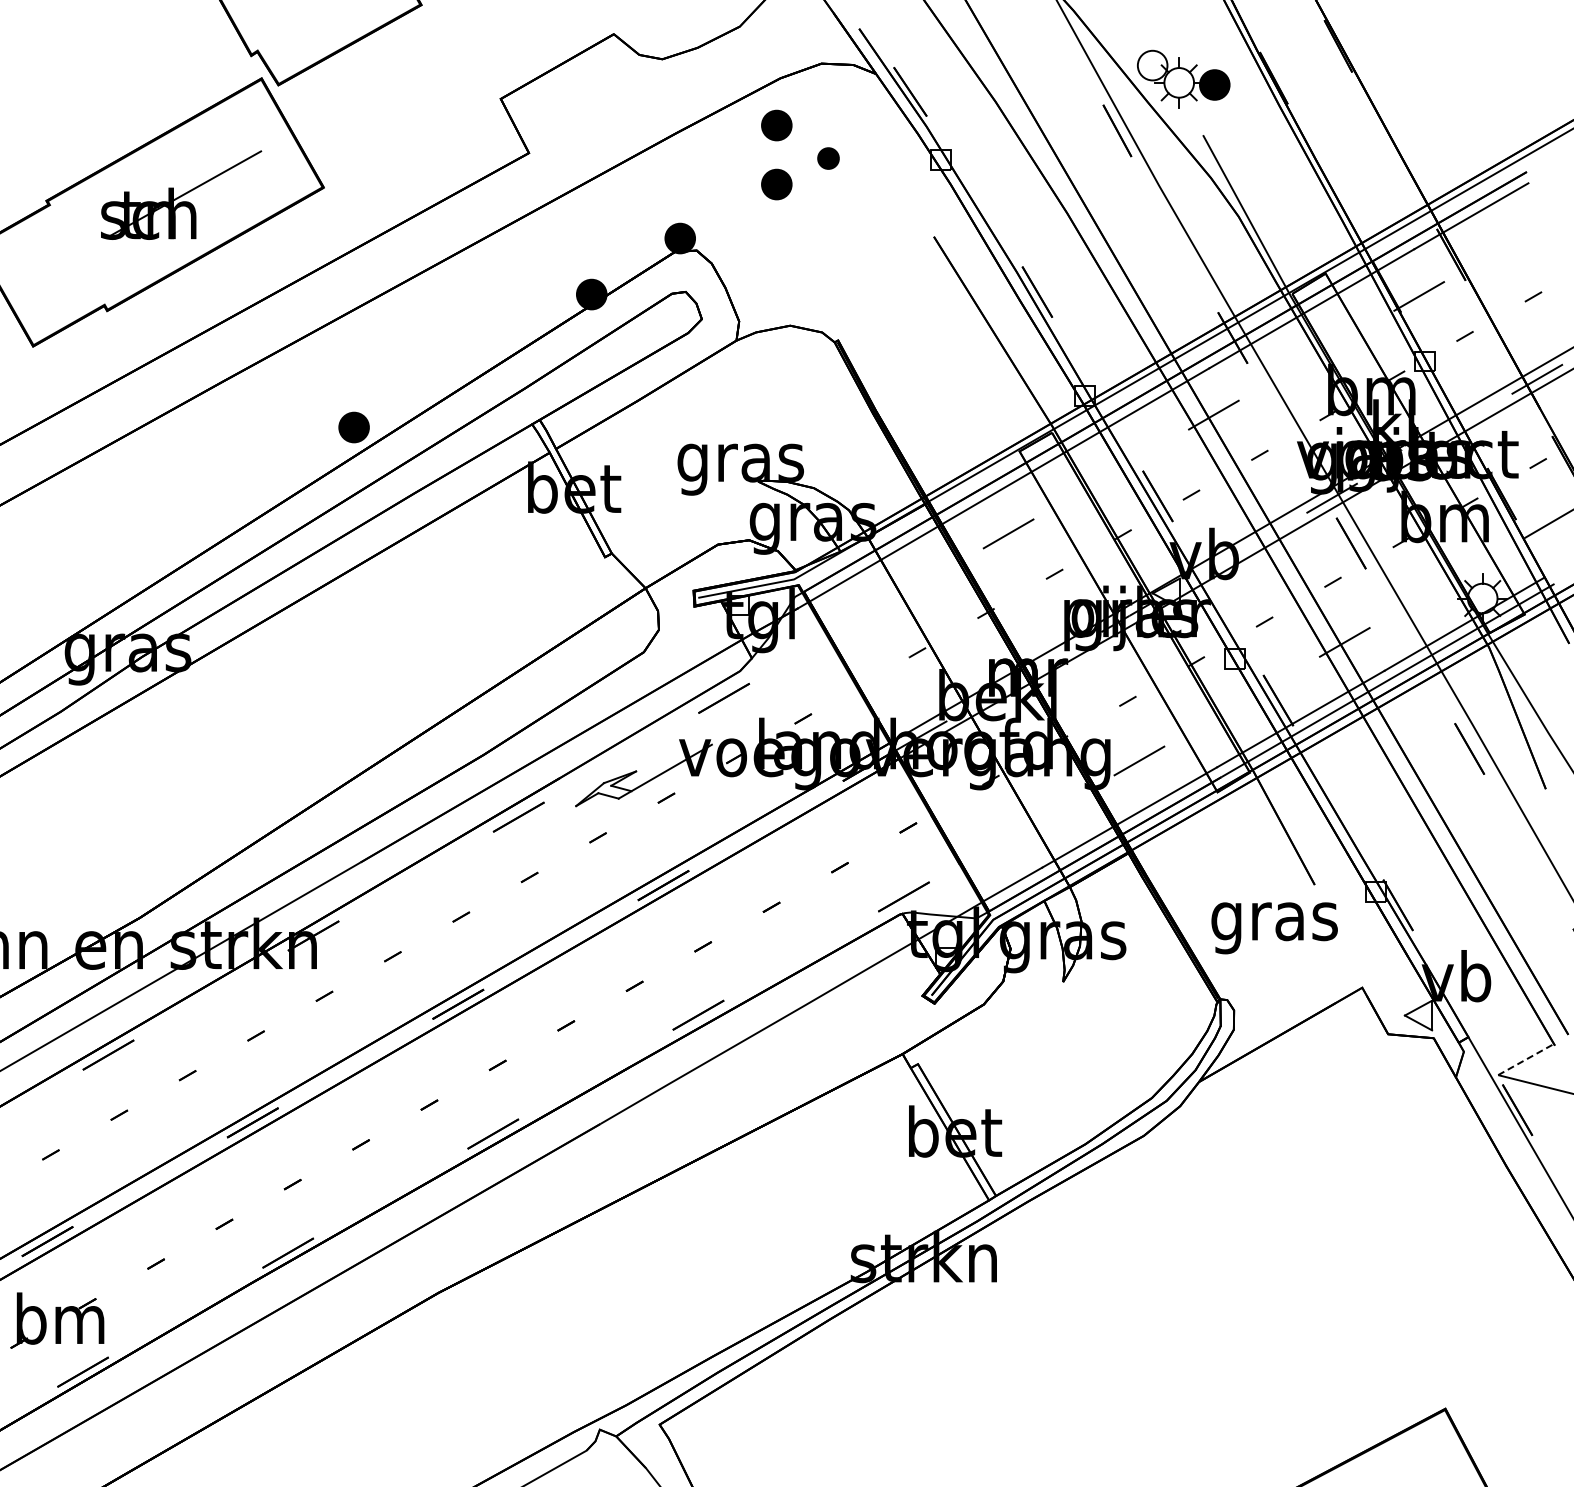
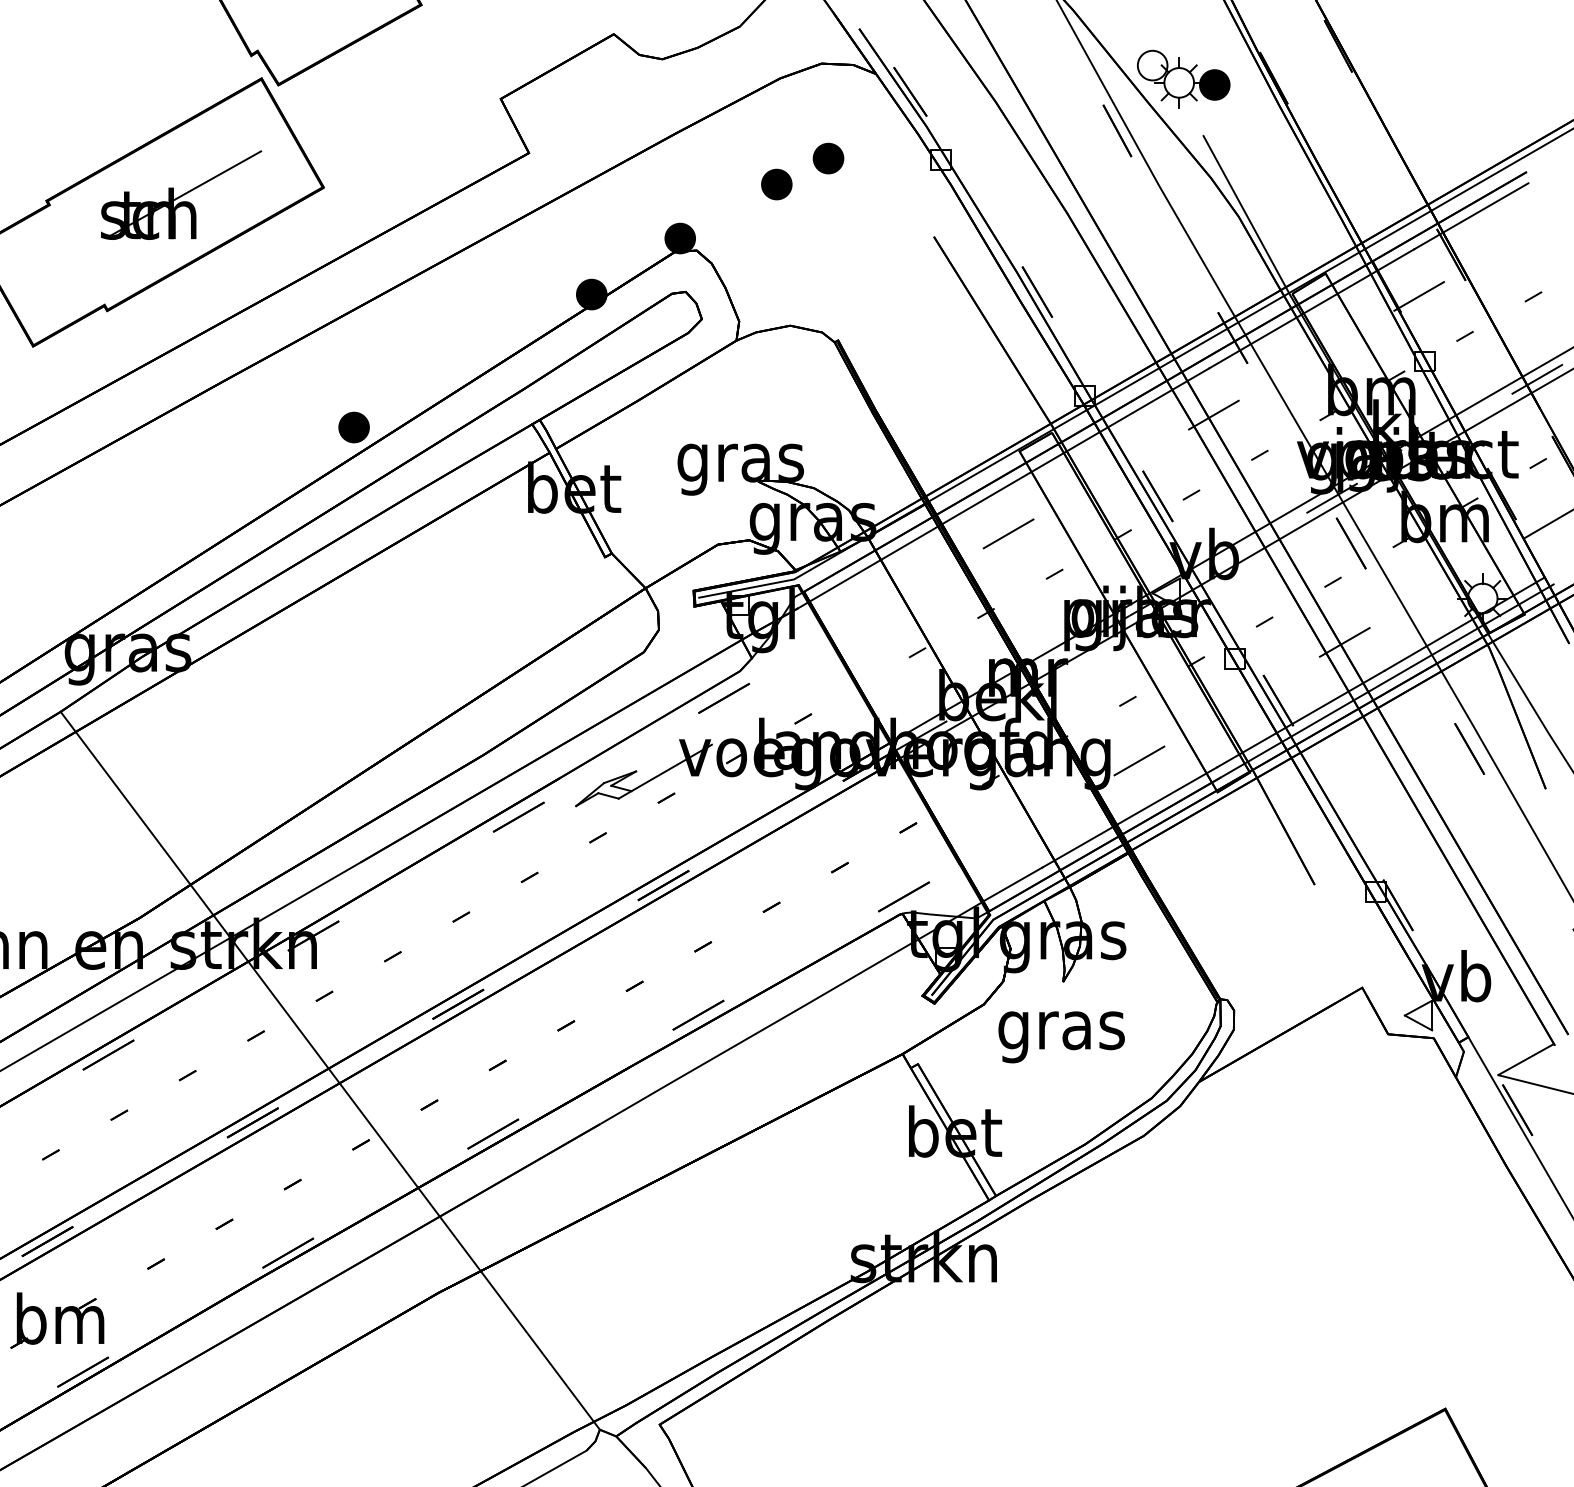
part: present -> none (776, 125)
part size: 23x23 px -> 33x33 px (828, 158)
text position: (1274, 928) -> (1061, 1037) (1061, 1037)
line: dashed -> solid (1525, 1059)
line: none -> present (329, 1070)
